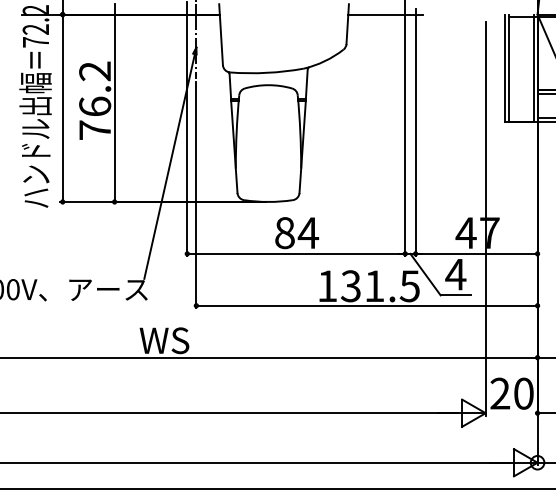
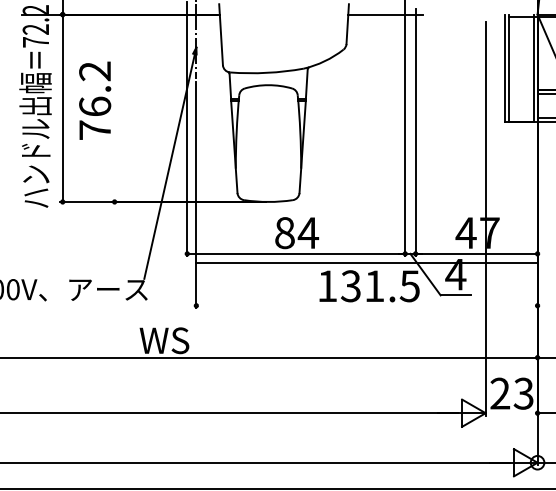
line: present -> none (114, 102)
line position: (366, 305) -> (366, 262) (366, 262)
text: 20 -> 23 (523, 393)
